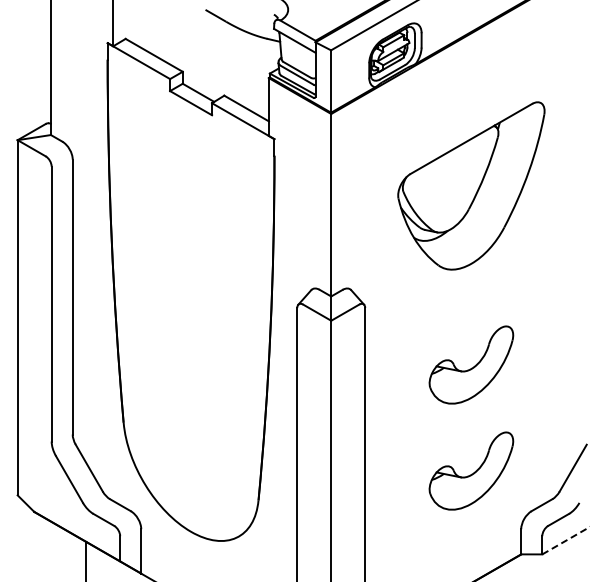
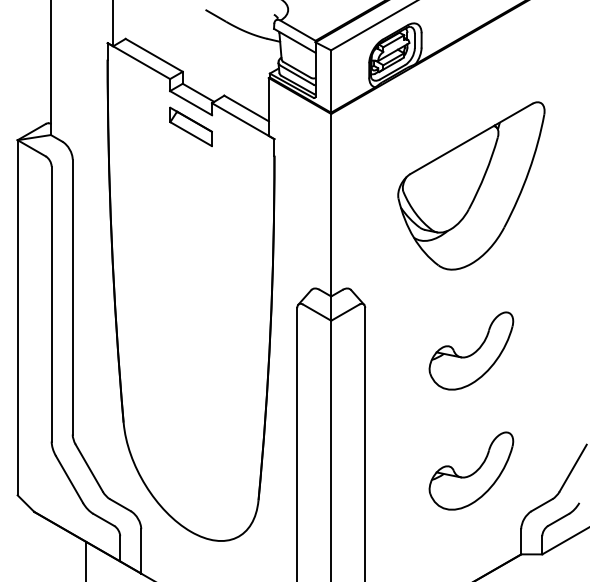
part: none -> present (190, 126)
part position: (471, 364) -> (471, 350) (471, 350)
line: dashed -> solid (565, 540)
